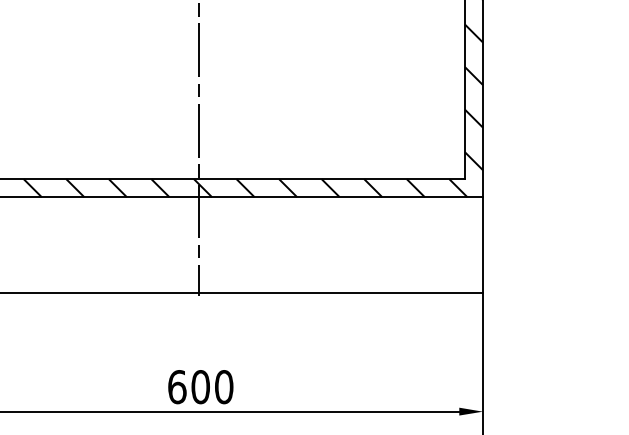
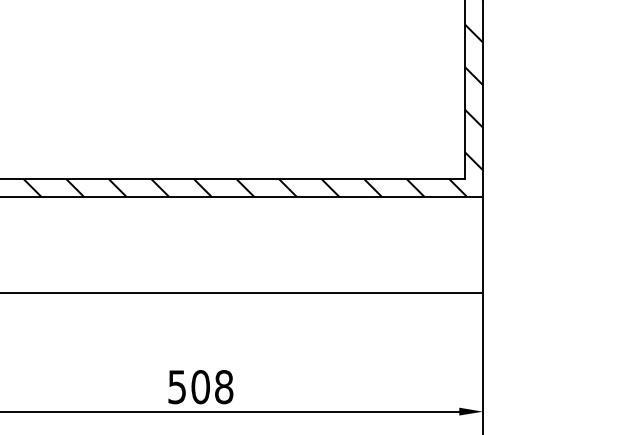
line: present -> none (198, 149)
text: 600 -> 508 (200, 387)
